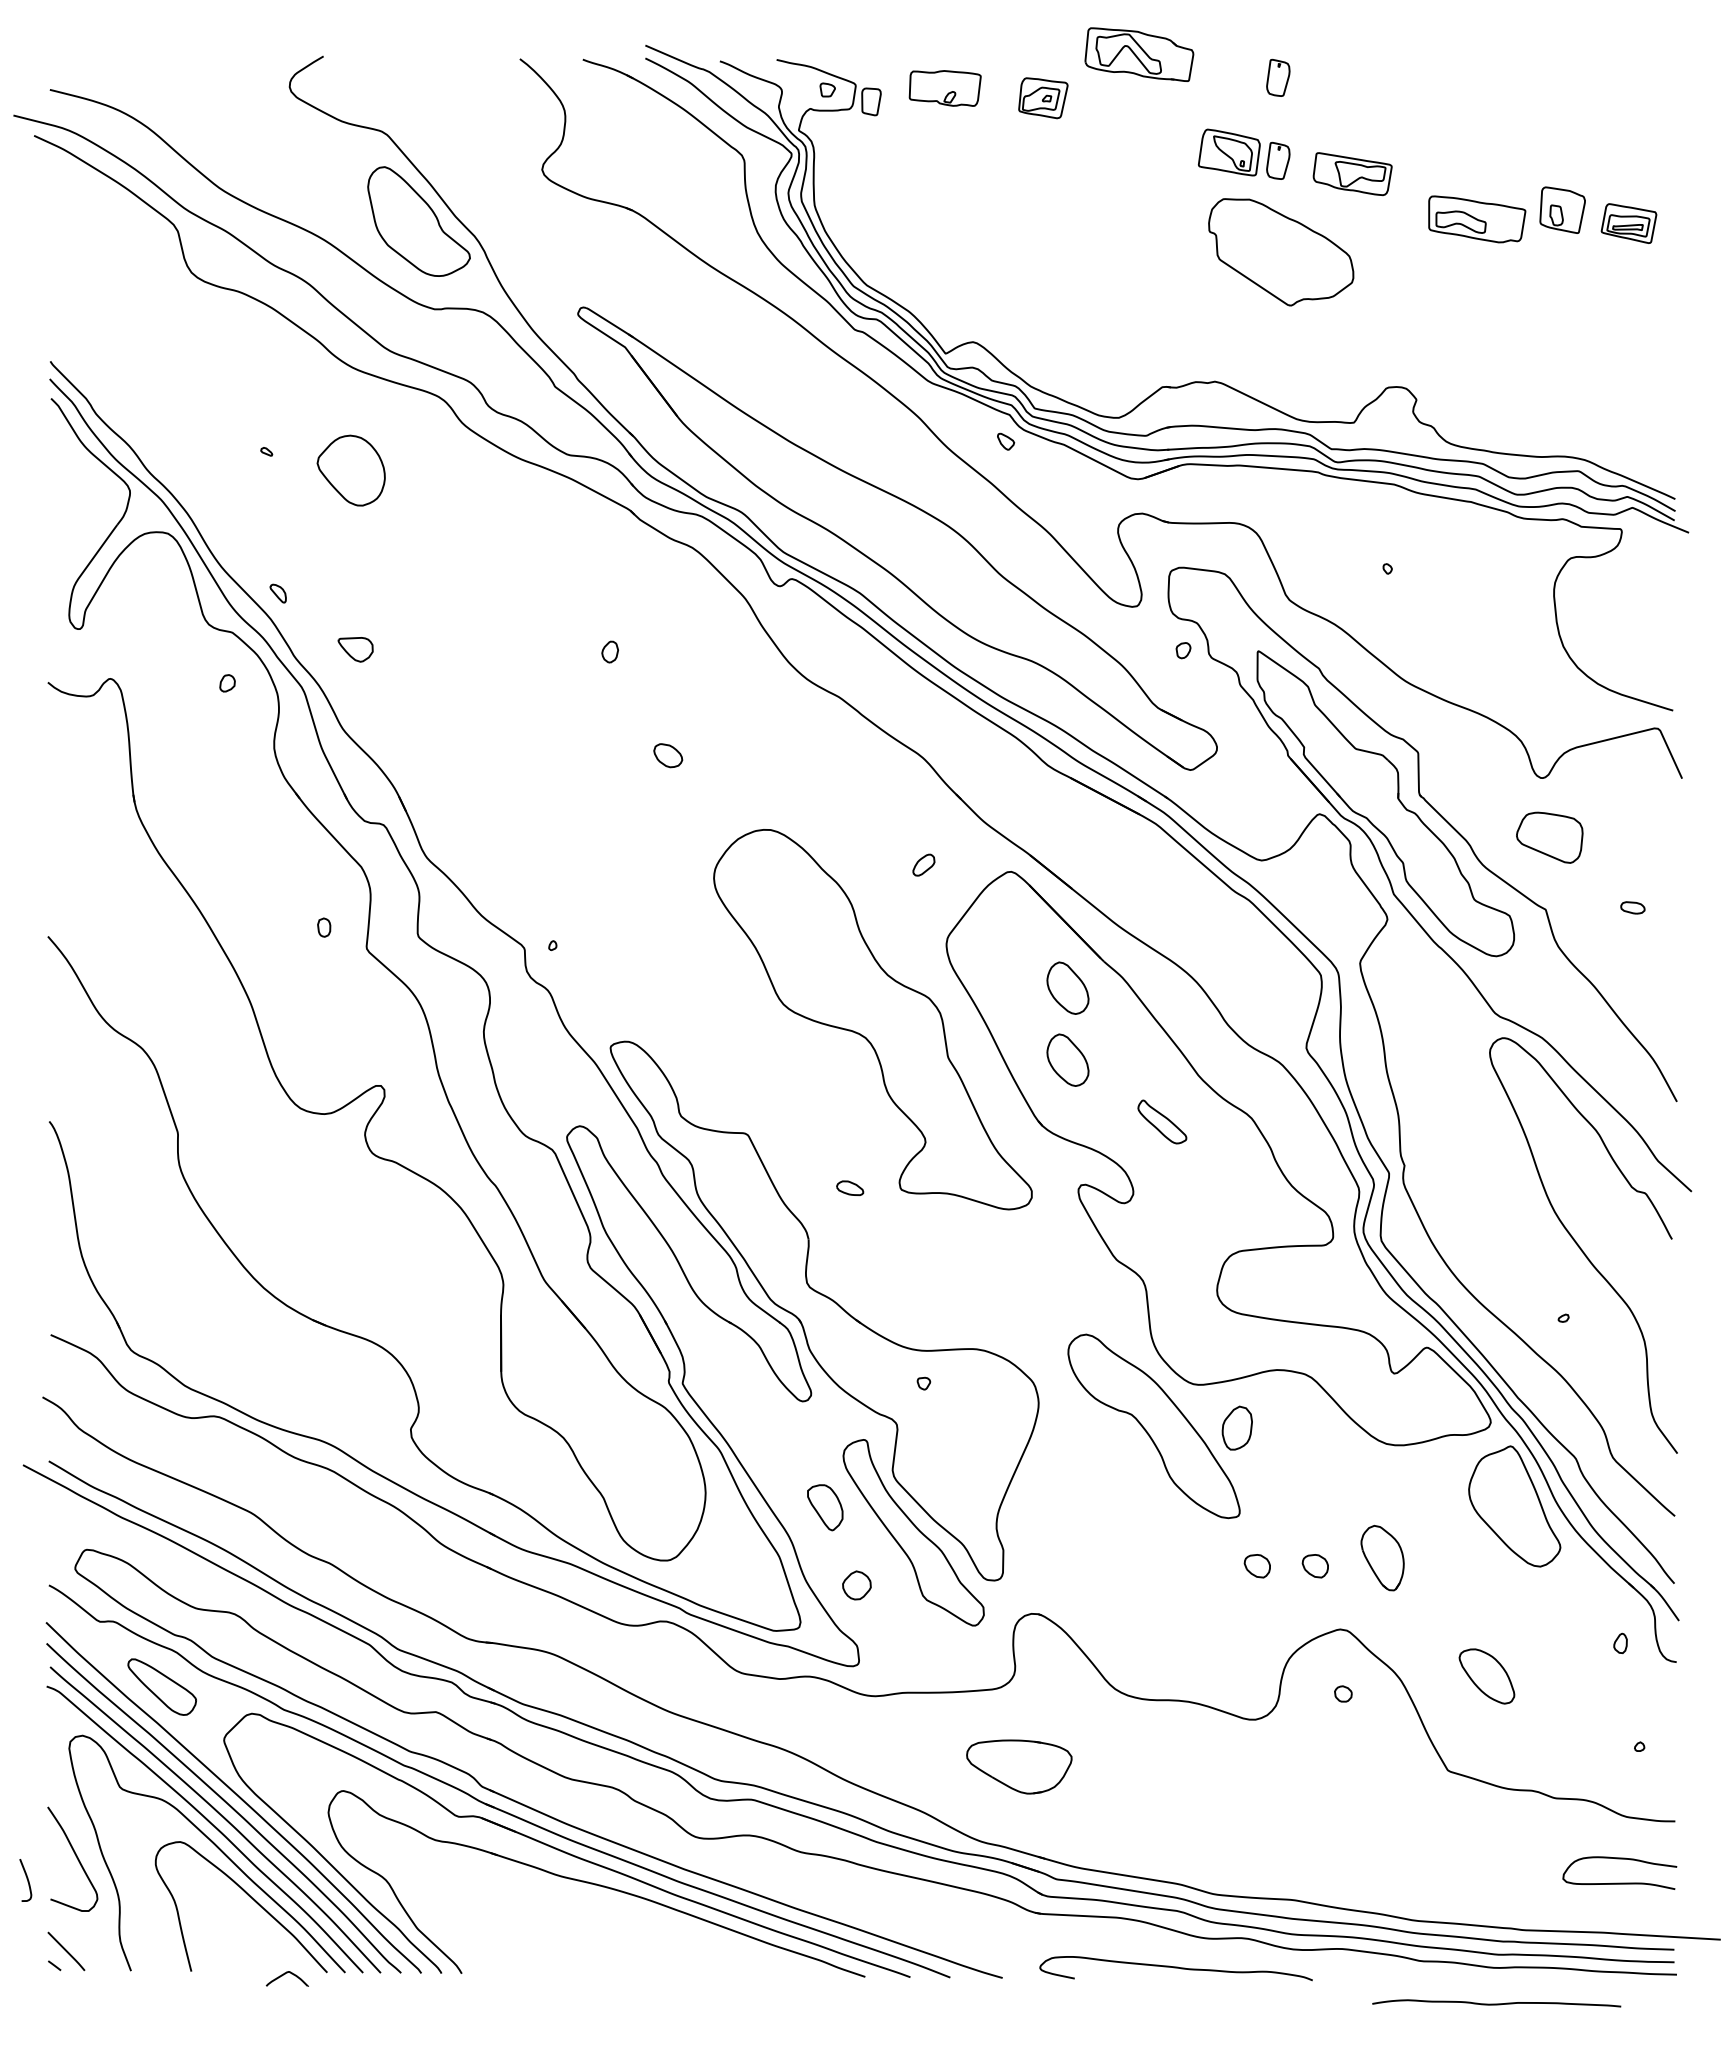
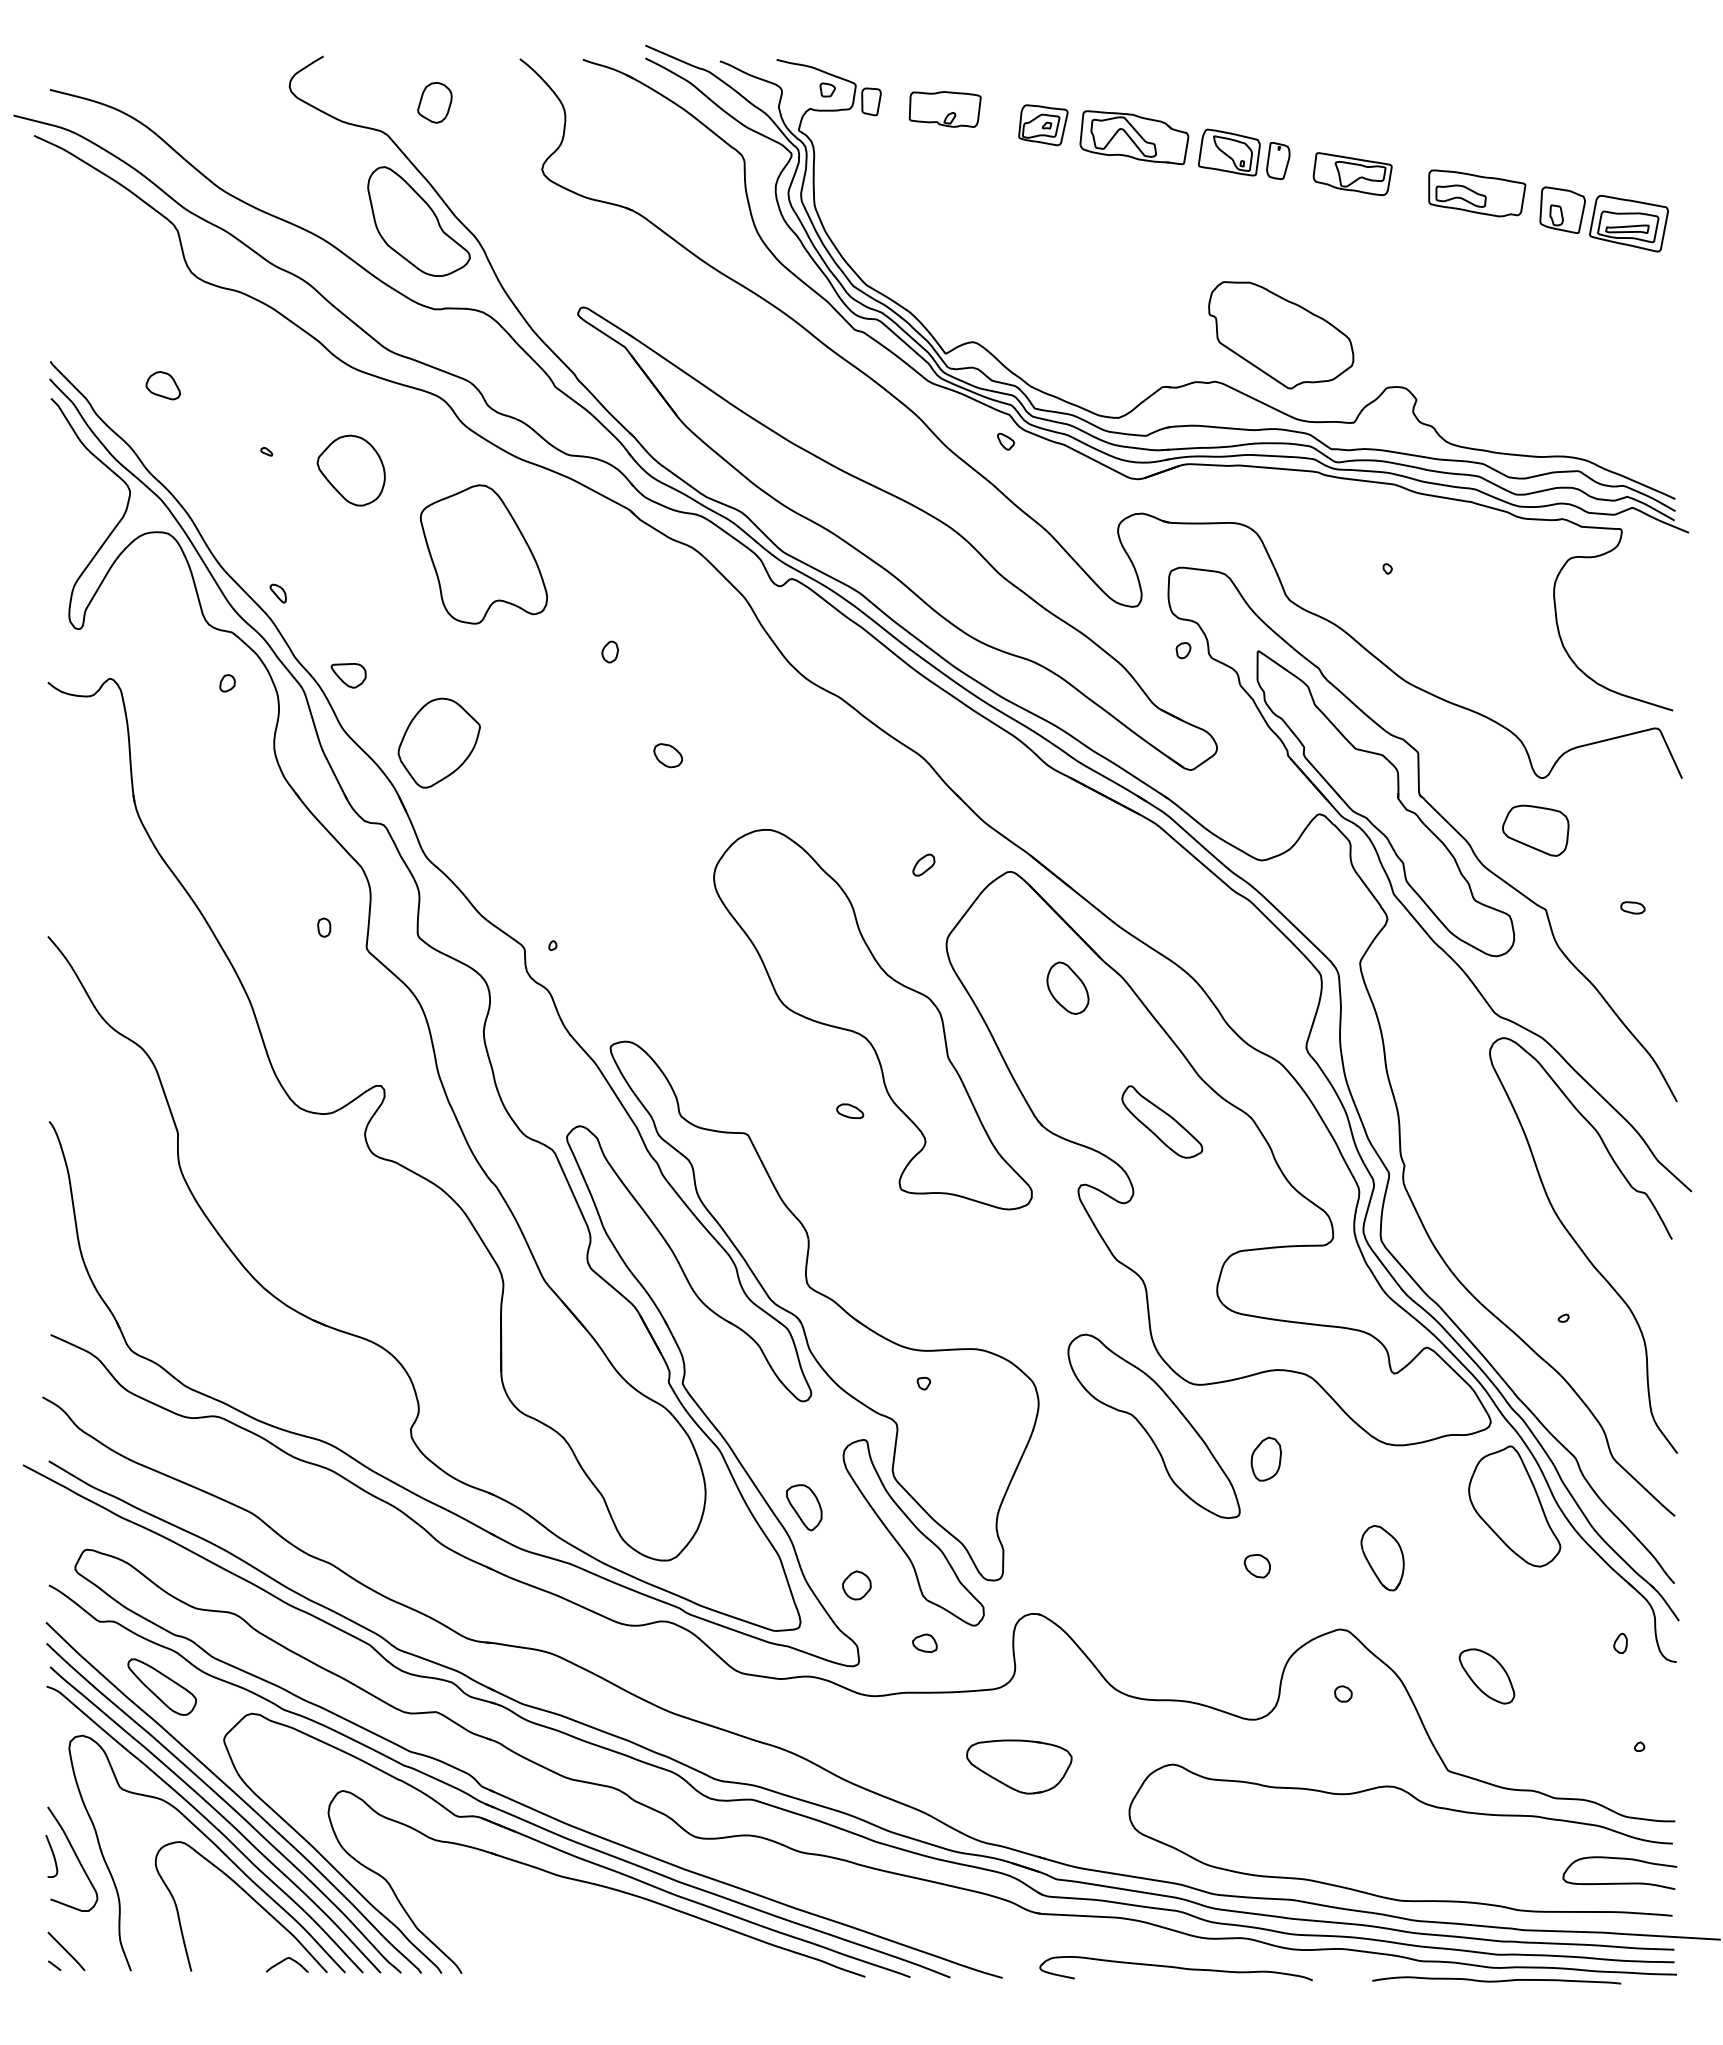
part position: (1139, 54) -> (1134, 137) (1134, 137)
part: present -> none (1278, 77)
part position: (944, 88) -> (944, 109) (944, 109)
part position: (1043, 98) -> (1043, 125) (1043, 125)
part: none -> present (434, 102)
part position: (1477, 219) -> (1477, 193) (1477, 193)
part size: 58x41 px -> 80x59 px (1628, 223)
part position: (1281, 252) -> (1281, 335) (1281, 335)
part: none -> present (162, 385)
part: none -> present (484, 554)
part position: (355, 649) -> (348, 675) (348, 675)
part: none -> present (438, 742)
part position: (1549, 837) -> (1535, 830) (1535, 830)
part: present -> none (1067, 1059)
part size: 51x46 px -> 83x74 px (1162, 1121)
part position: (850, 1188) -> (850, 1111) (850, 1111)
part position: (1236, 1427) -> (1265, 1458) (1265, 1458)
part position: (825, 1507) -> (804, 1507) (804, 1507)
part: present -> none (1314, 1566)
part: none -> present (924, 1642)
curve: none -> present (1418, 1801)
curve position: (26, 1879) -> (52, 1855) (52, 1855)
curve position: (285, 1974) -> (285, 1960) (285, 1960)
curve position: (1496, 2003) -> (1496, 1980) (1496, 1980)
